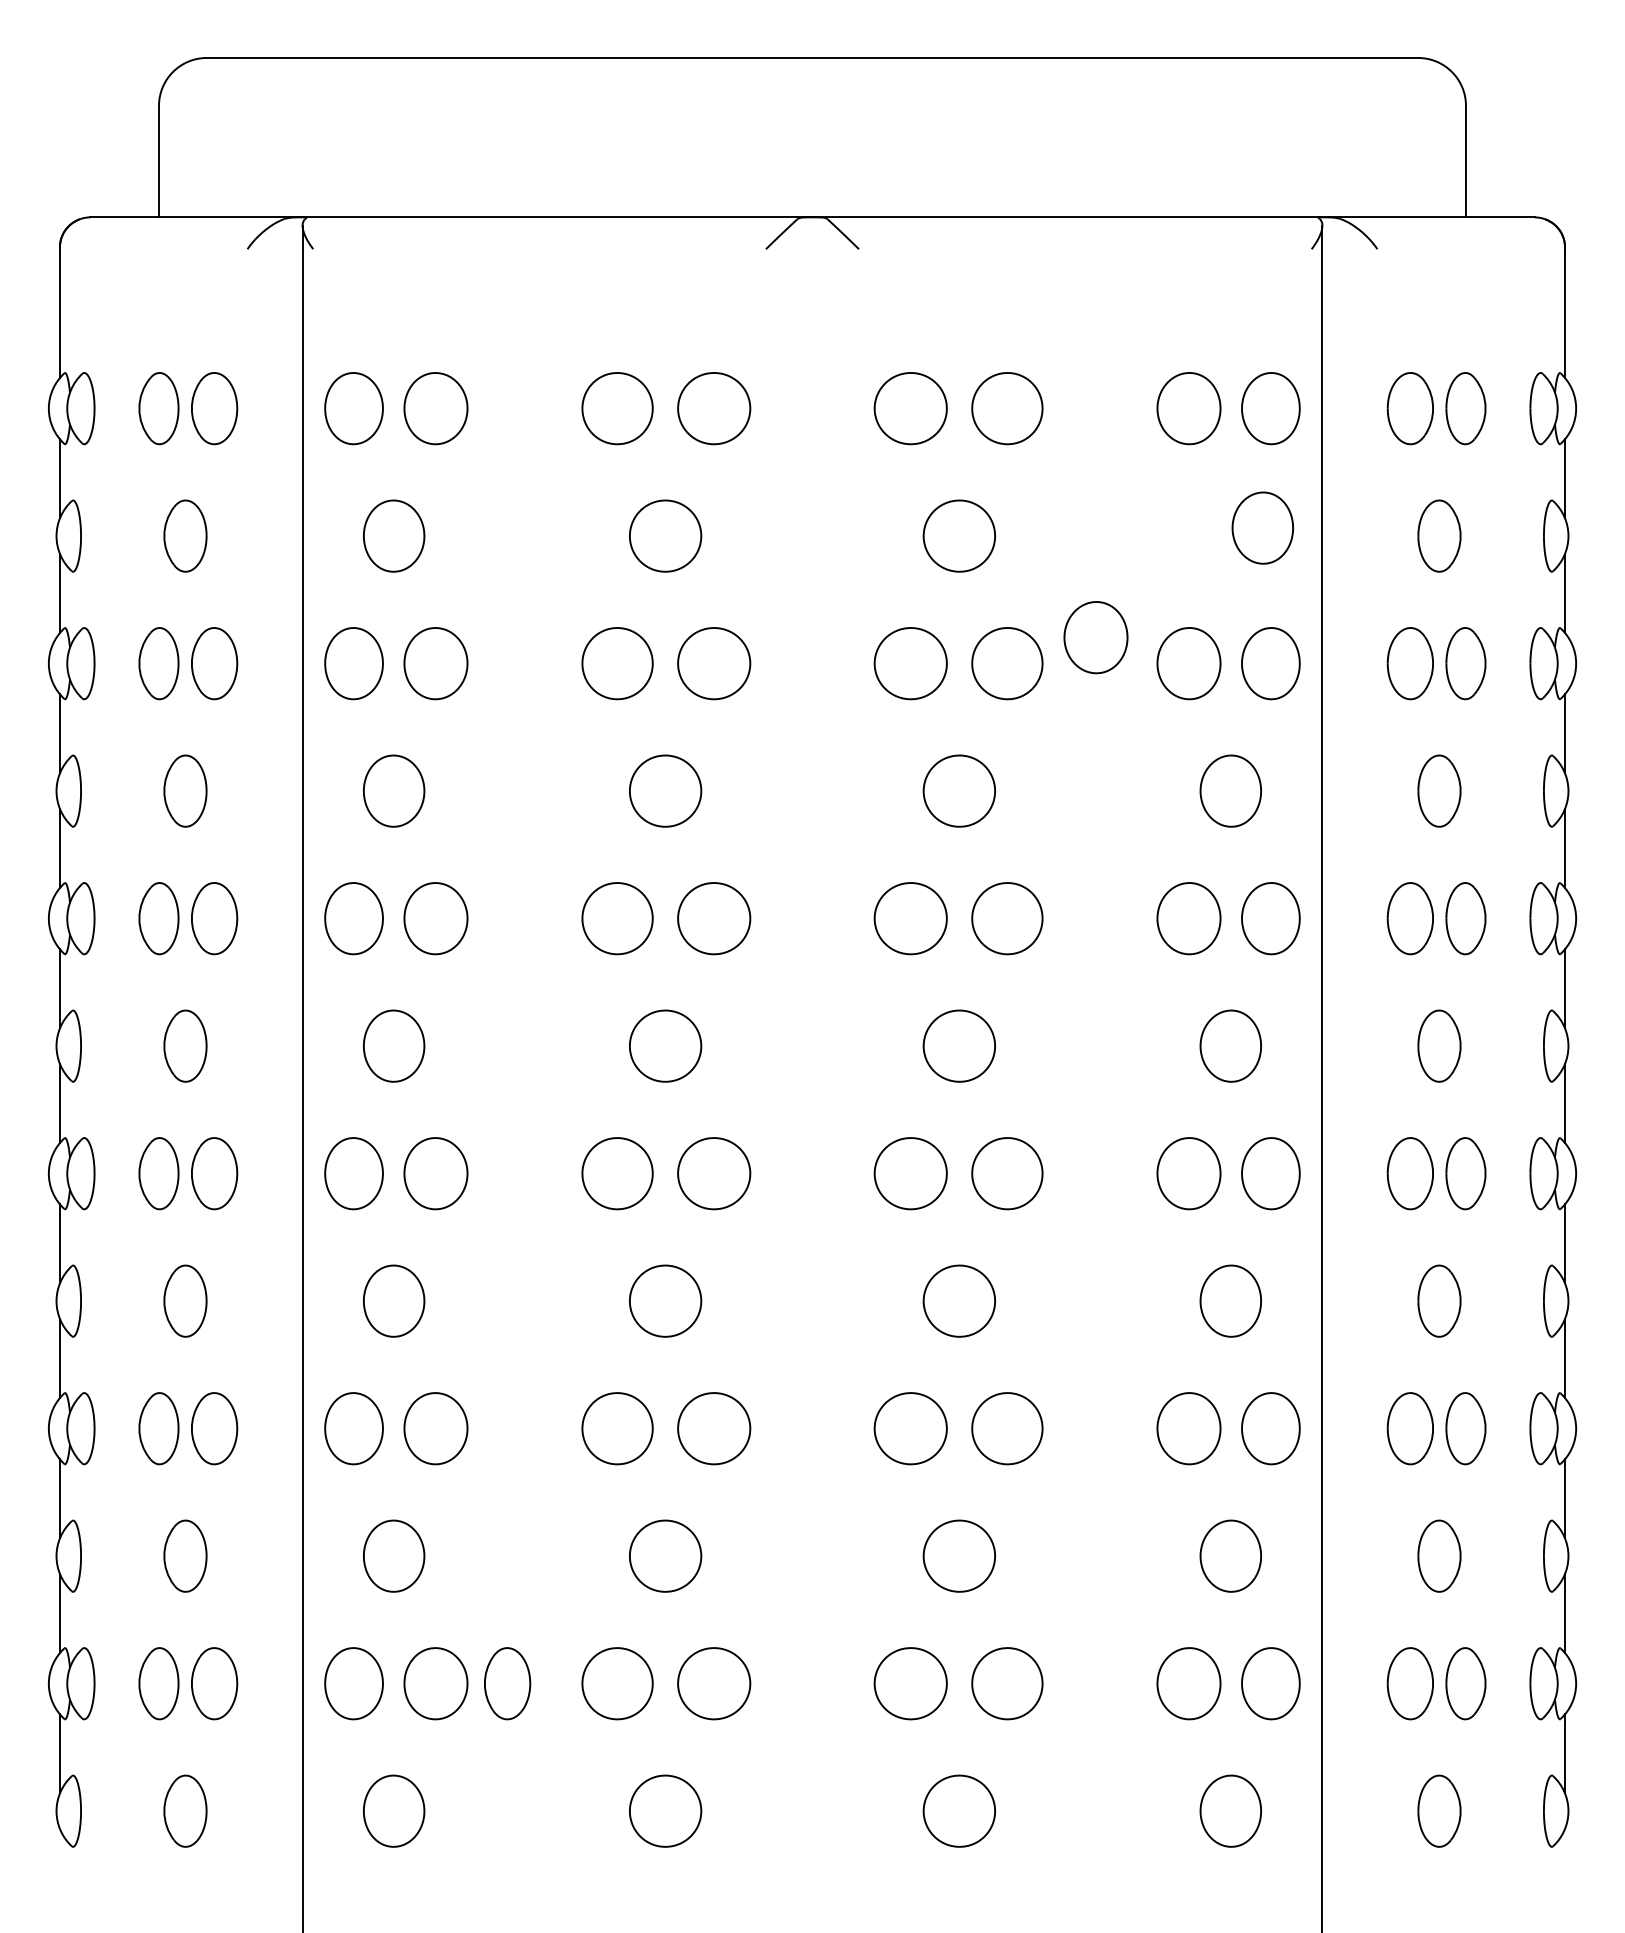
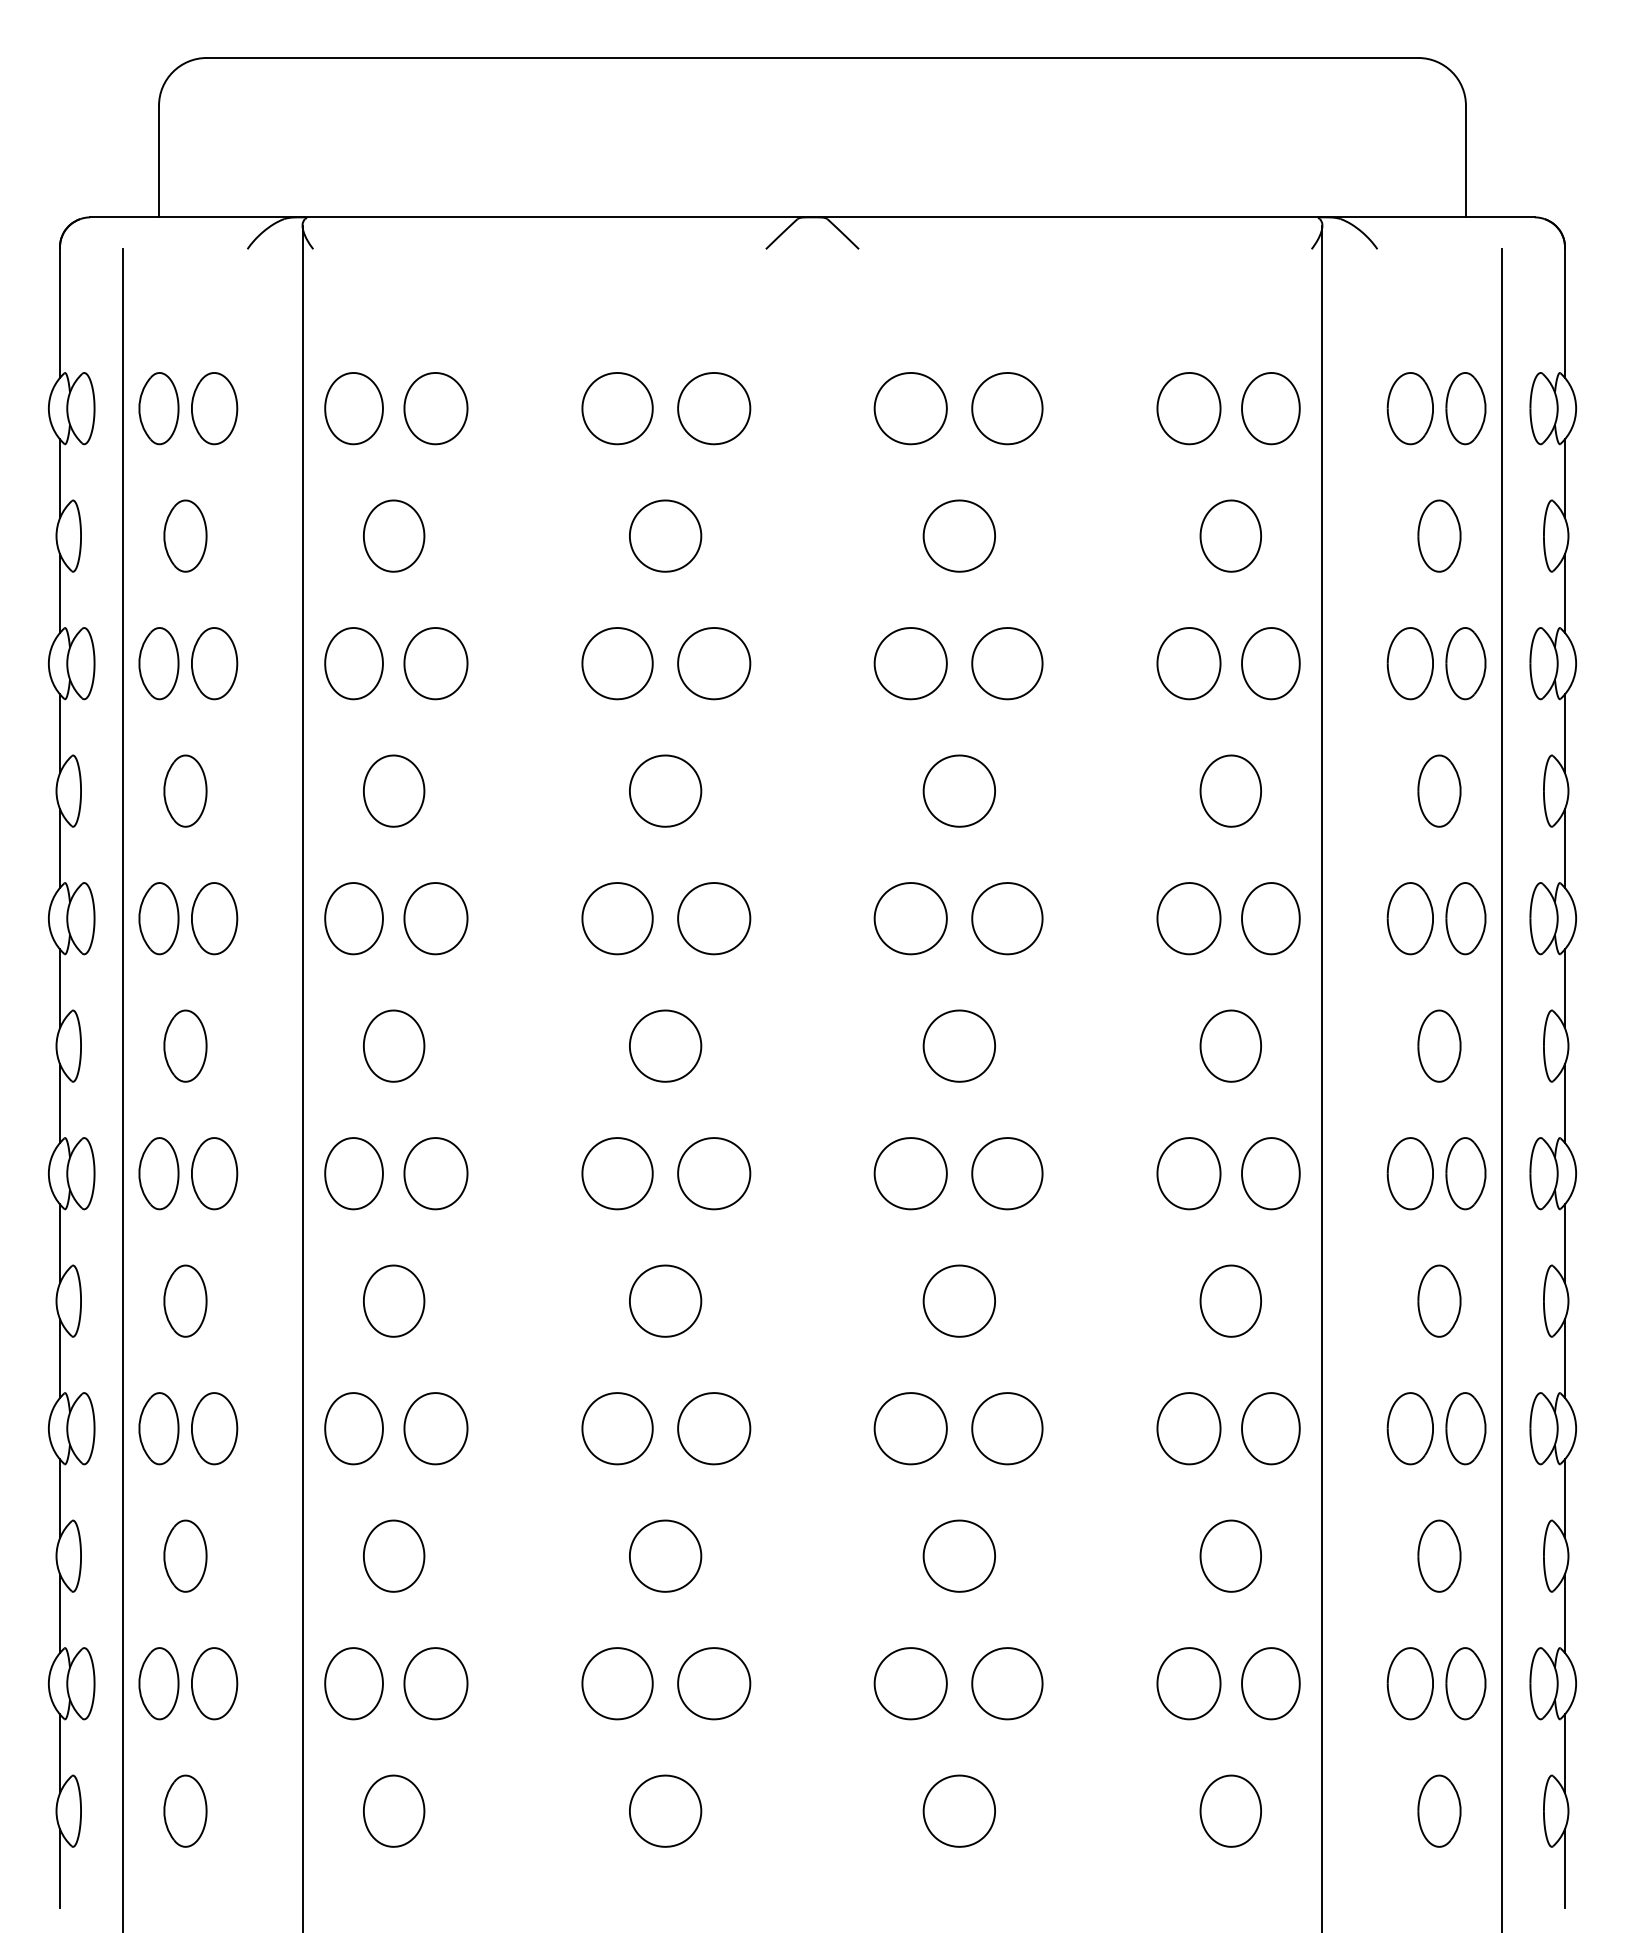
part position: (1262, 527) -> (1230, 535) (1230, 535)
part: present -> none (1095, 637)
line: none -> present (122, 1089)
line: none -> present (1502, 1089)
part: present -> none (507, 1683)
line: none -> present (59, 1868)
line: none -> present (1565, 1868)
